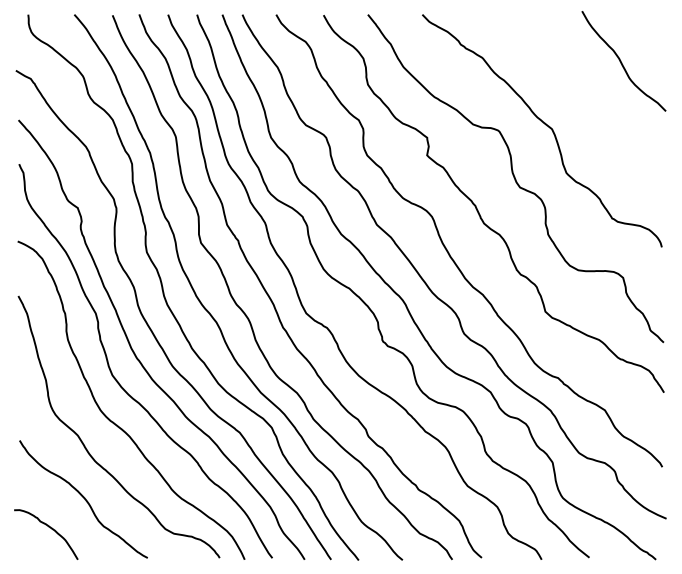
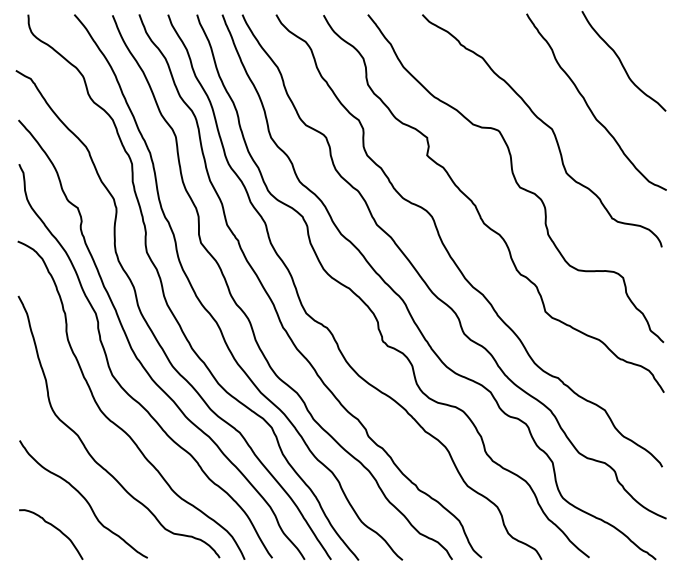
curve: none -> present (588, 104)
curve position: (51, 529) -> (56, 529) (56, 529)
